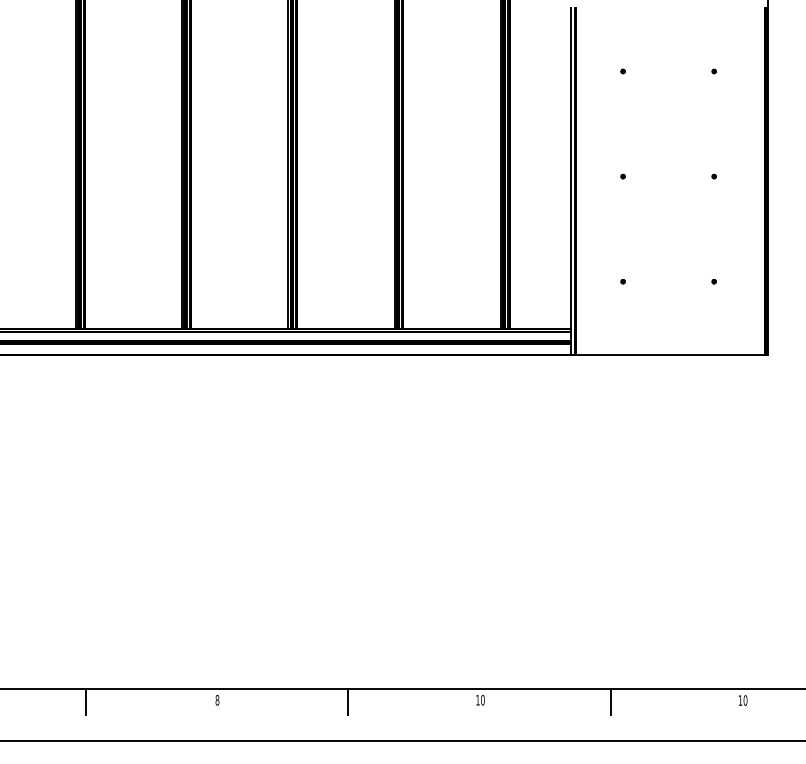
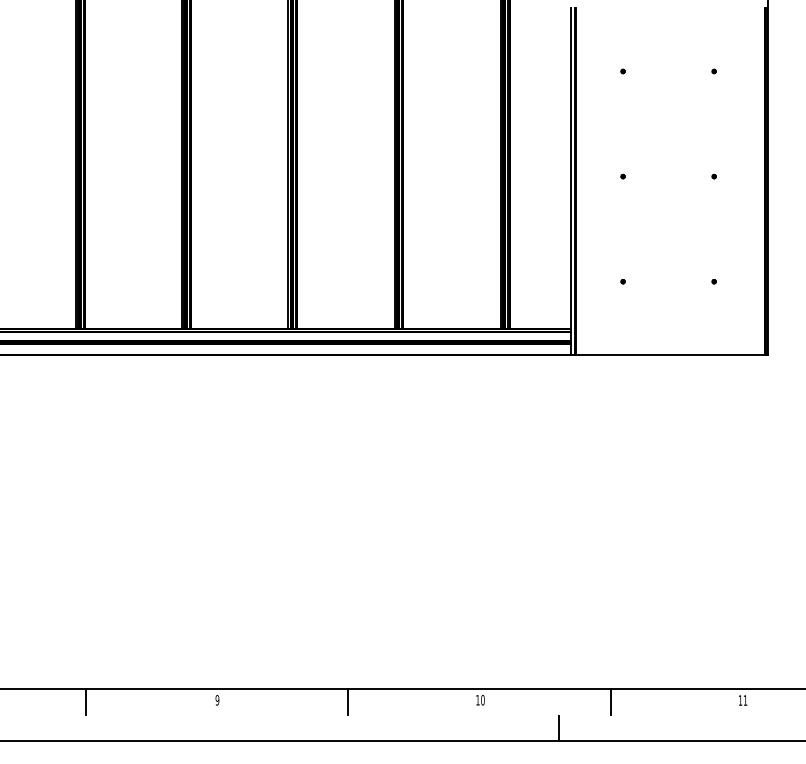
text: 8 -> 9 (217, 700)
text: 10 -> 11 (745, 700)
line: none -> present (558, 727)
